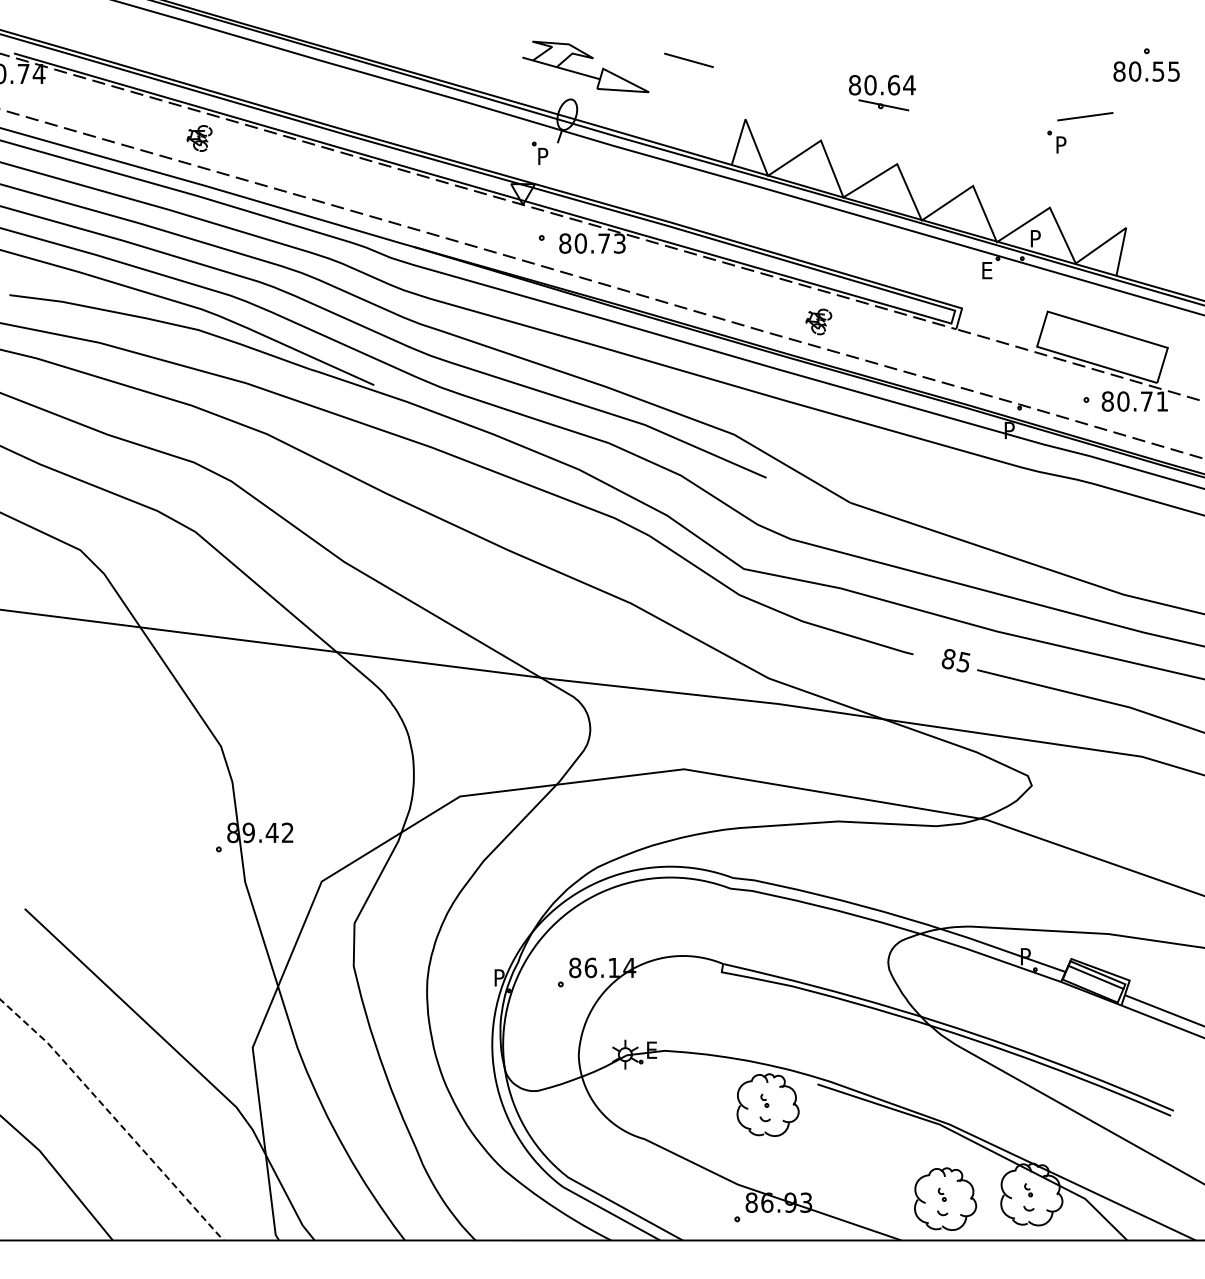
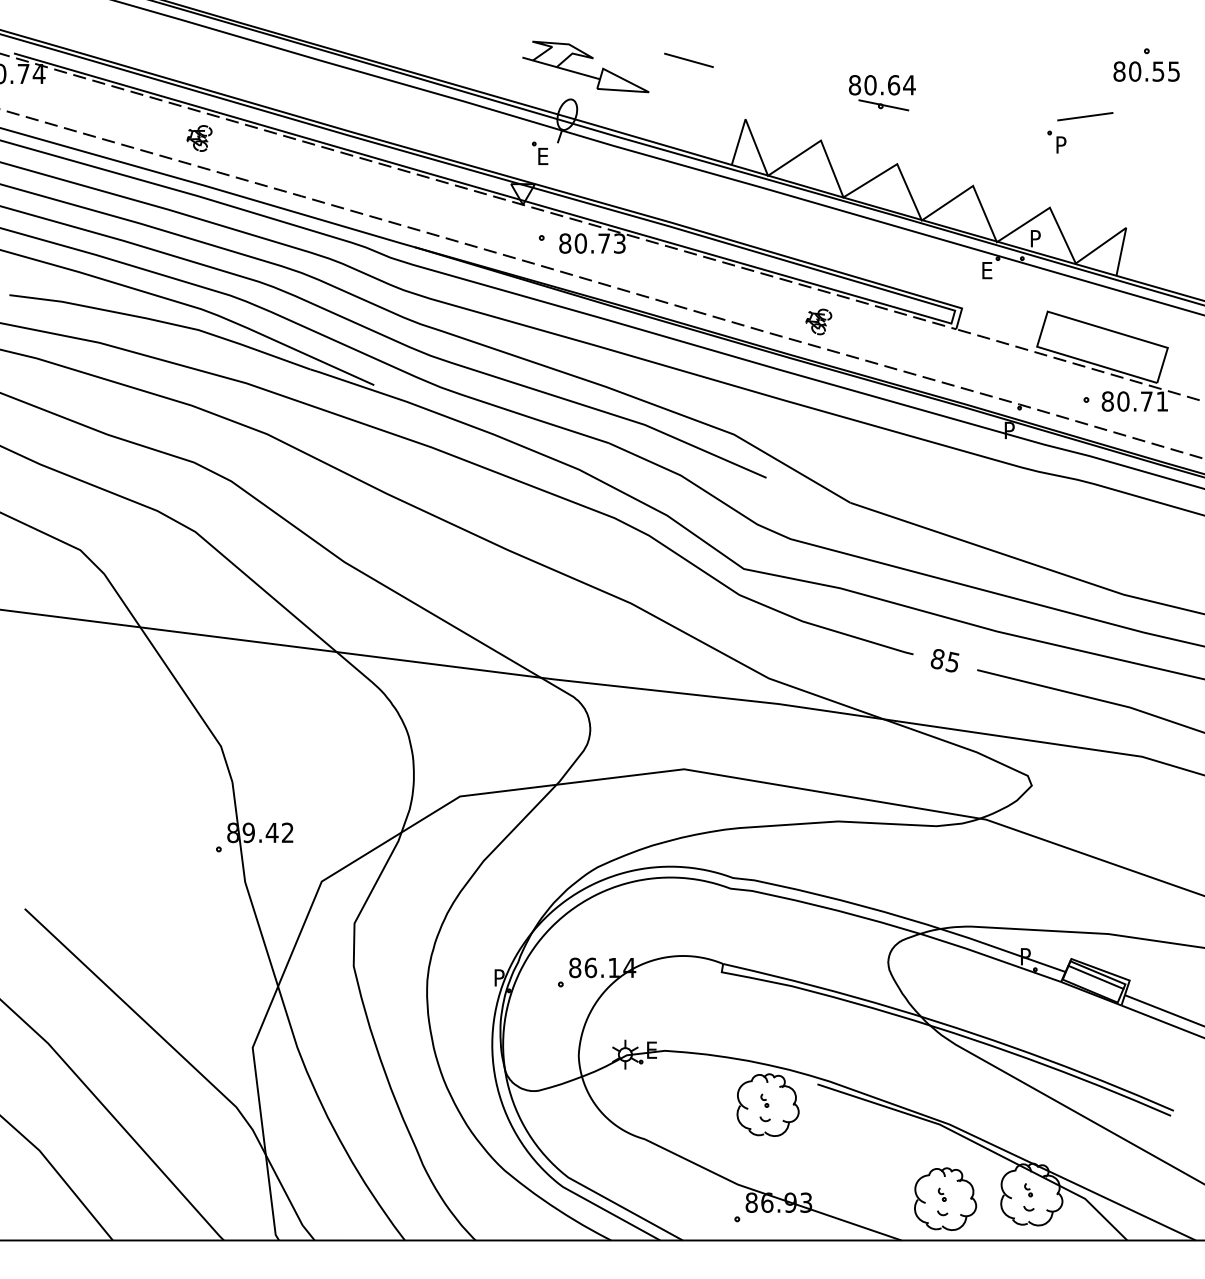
text: P -> E (544, 155)
text position: (955, 660) -> (944, 660) (944, 660)
line: dashed -> solid (114, 1117)
